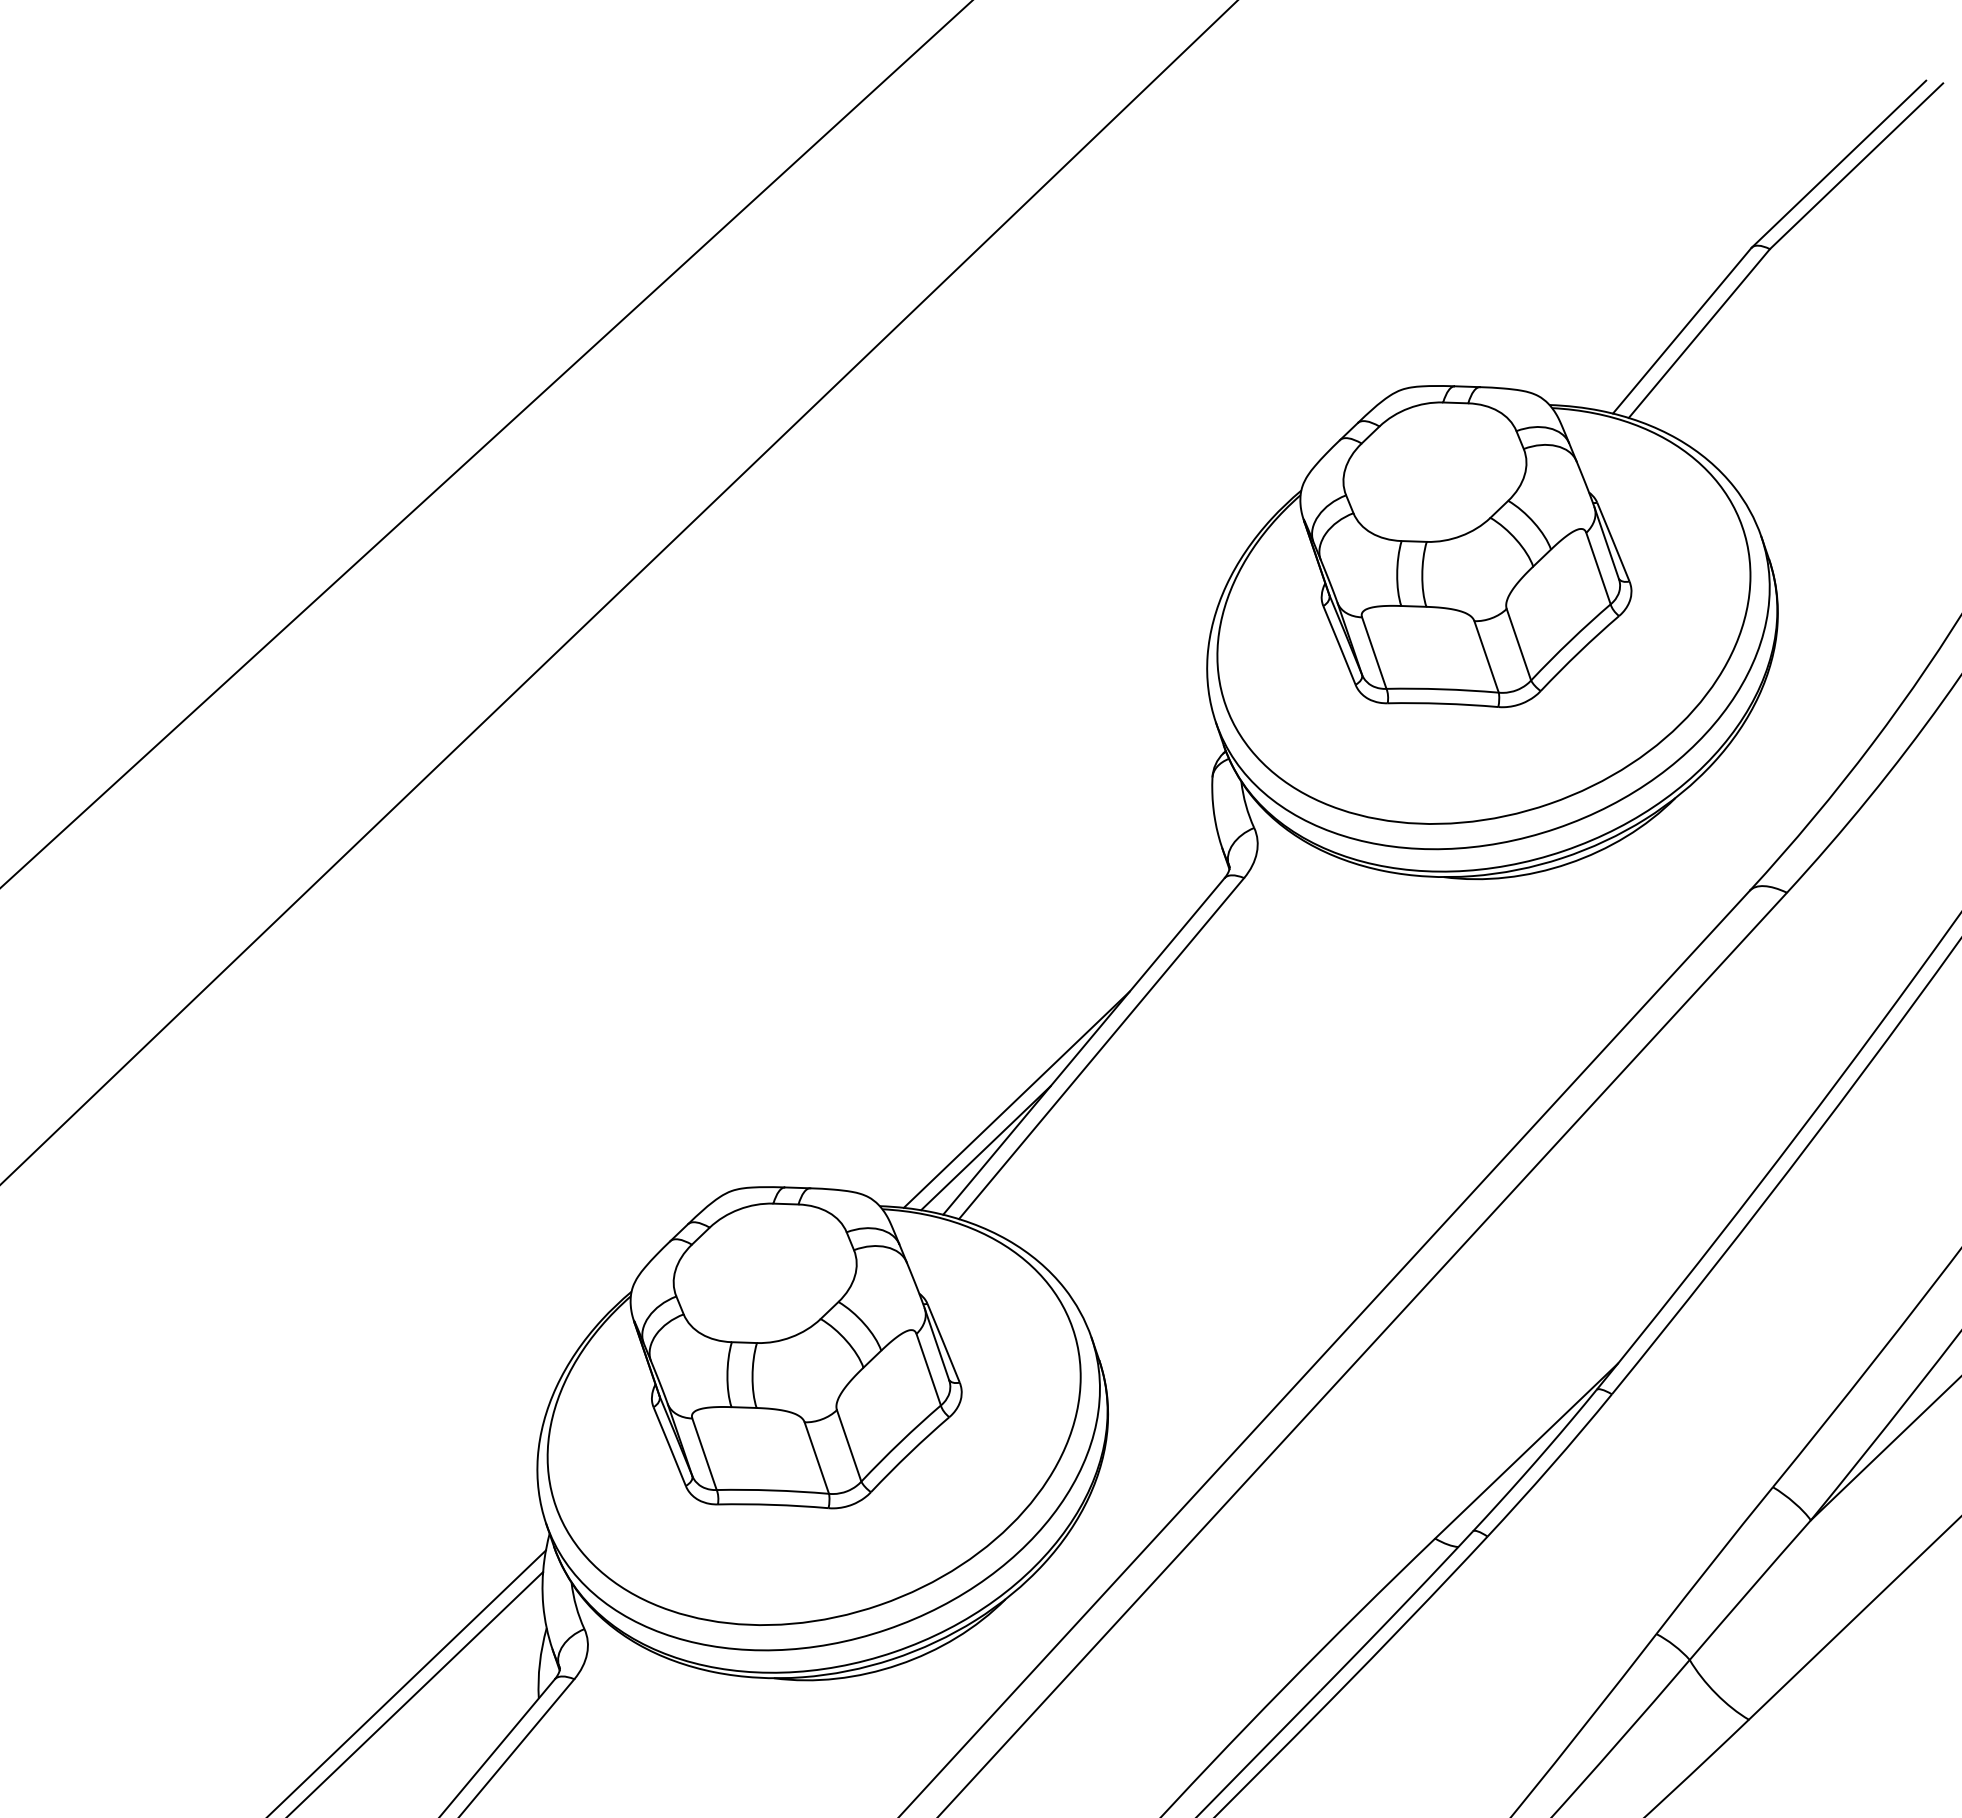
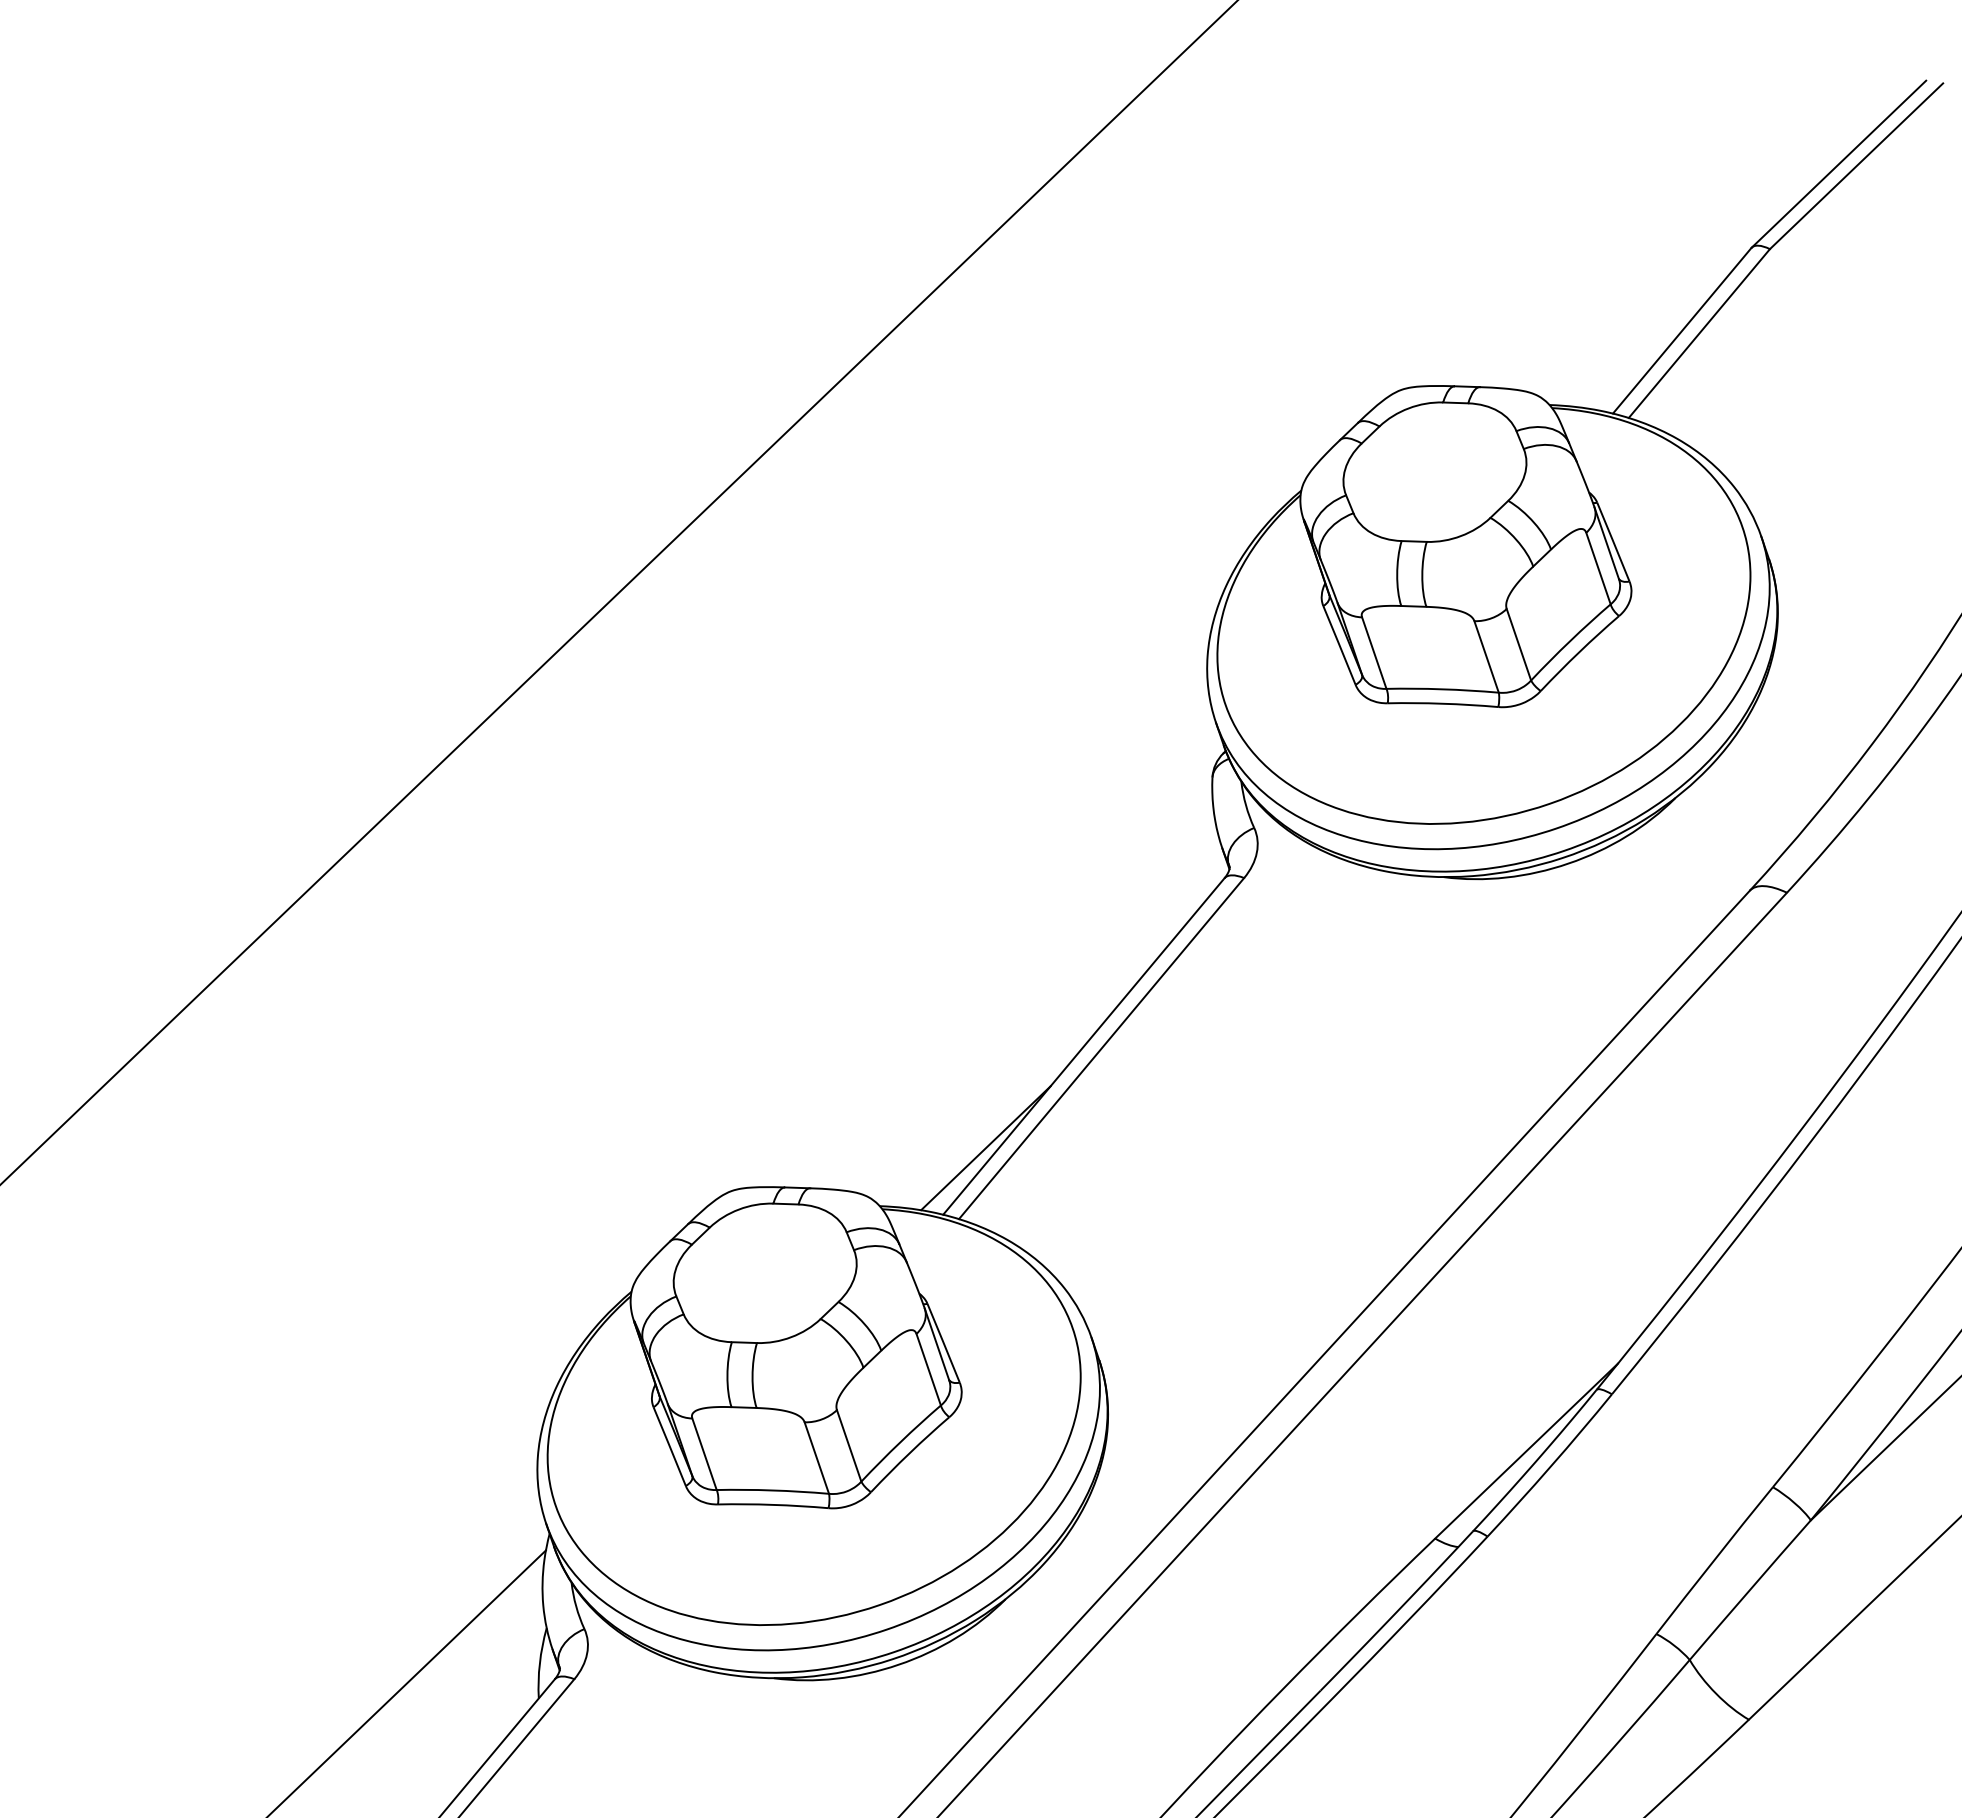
line: present -> none (486, 444)
line: present -> none (1016, 1099)
line: present -> none (416, 1693)
